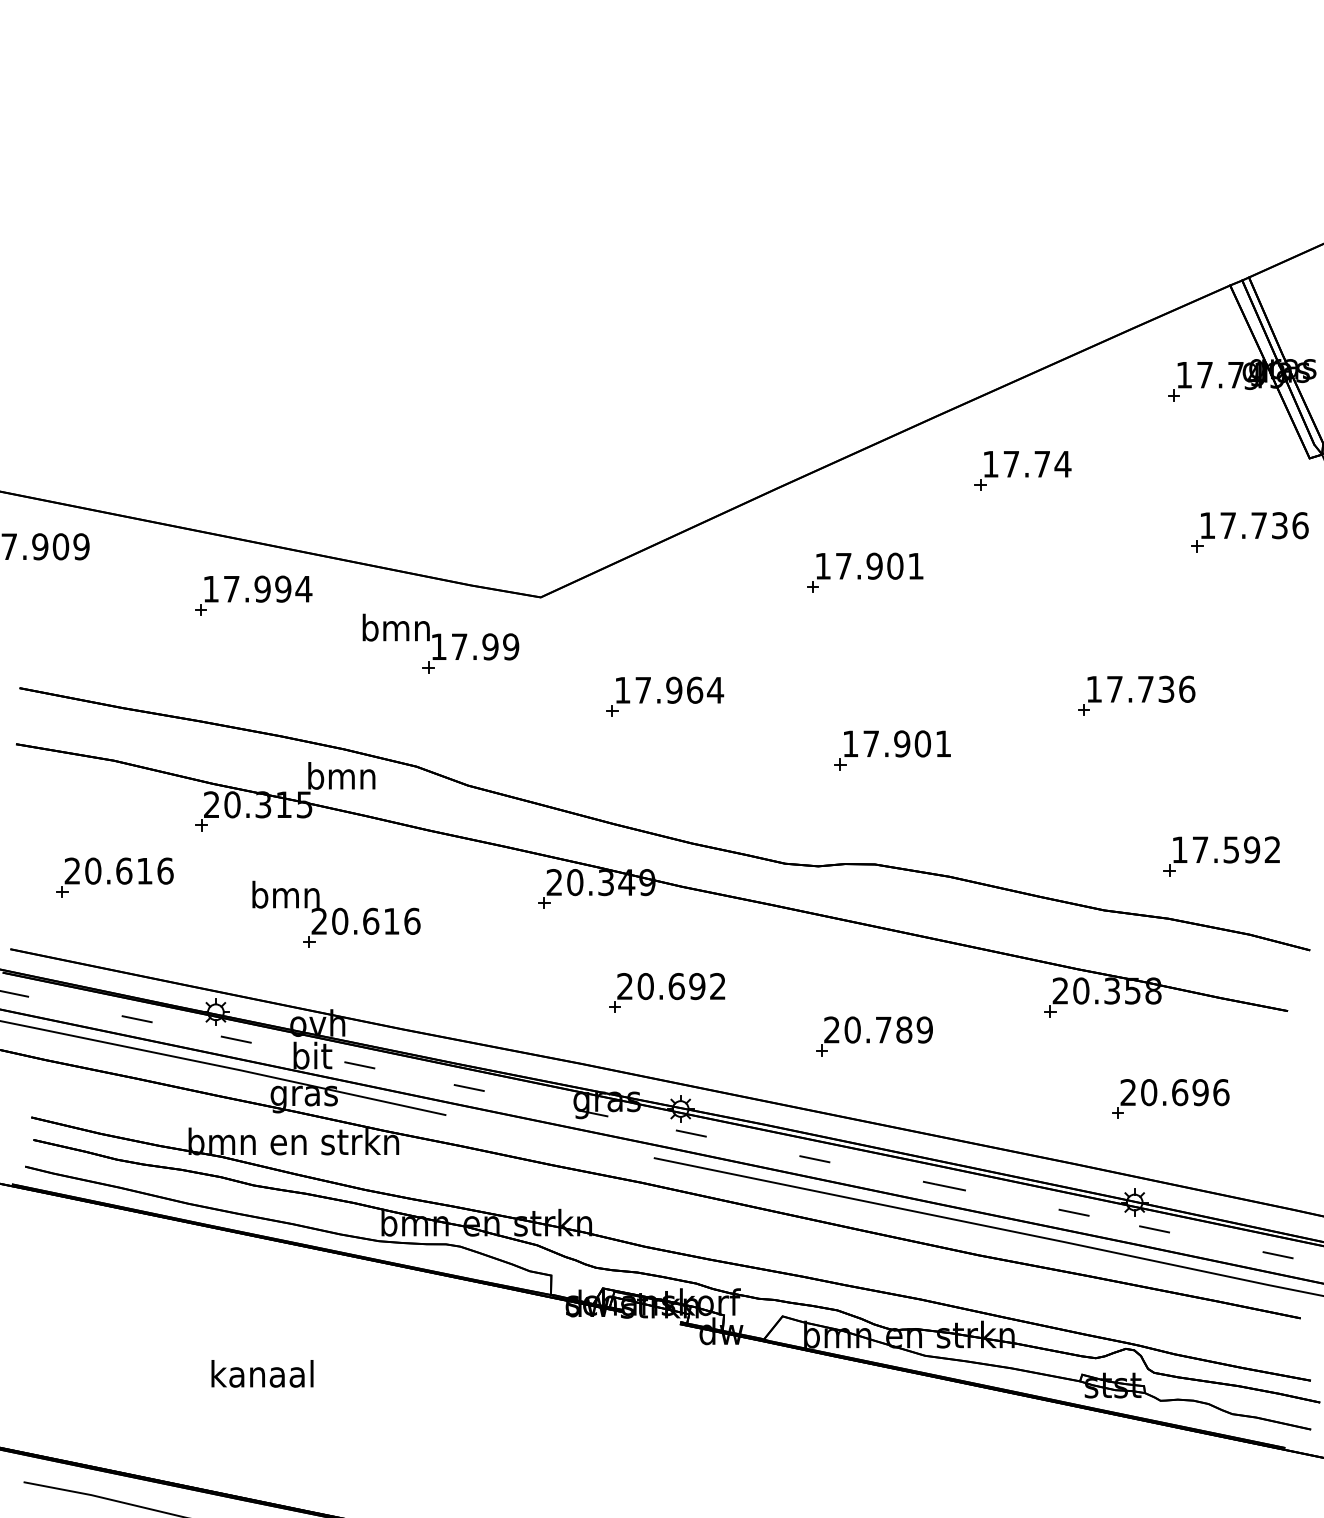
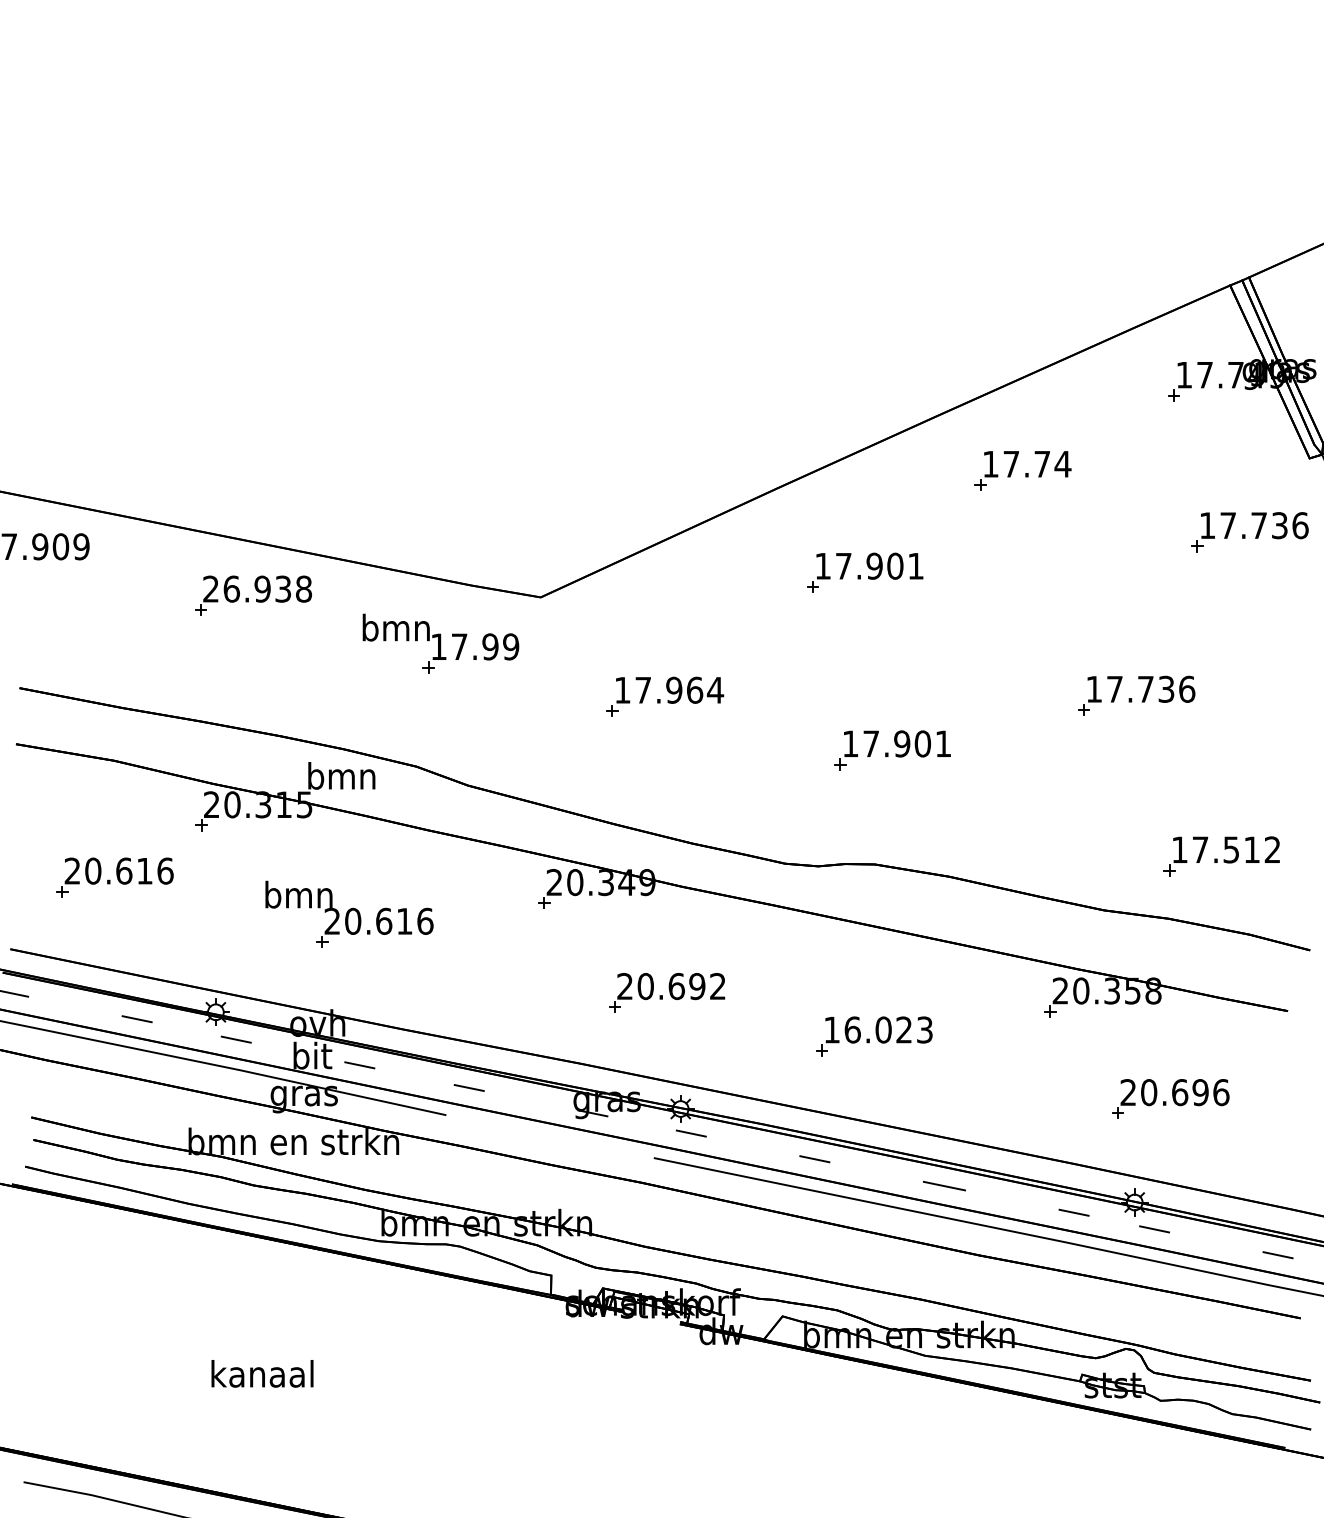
text: 17.994 -> 26.938 (257, 588)
text: 17.592 -> 17.512 (1251, 849)
part position: (336, 913) -> (349, 913) (349, 913)
text: 20.789 -> 16.023 (878, 1029)
